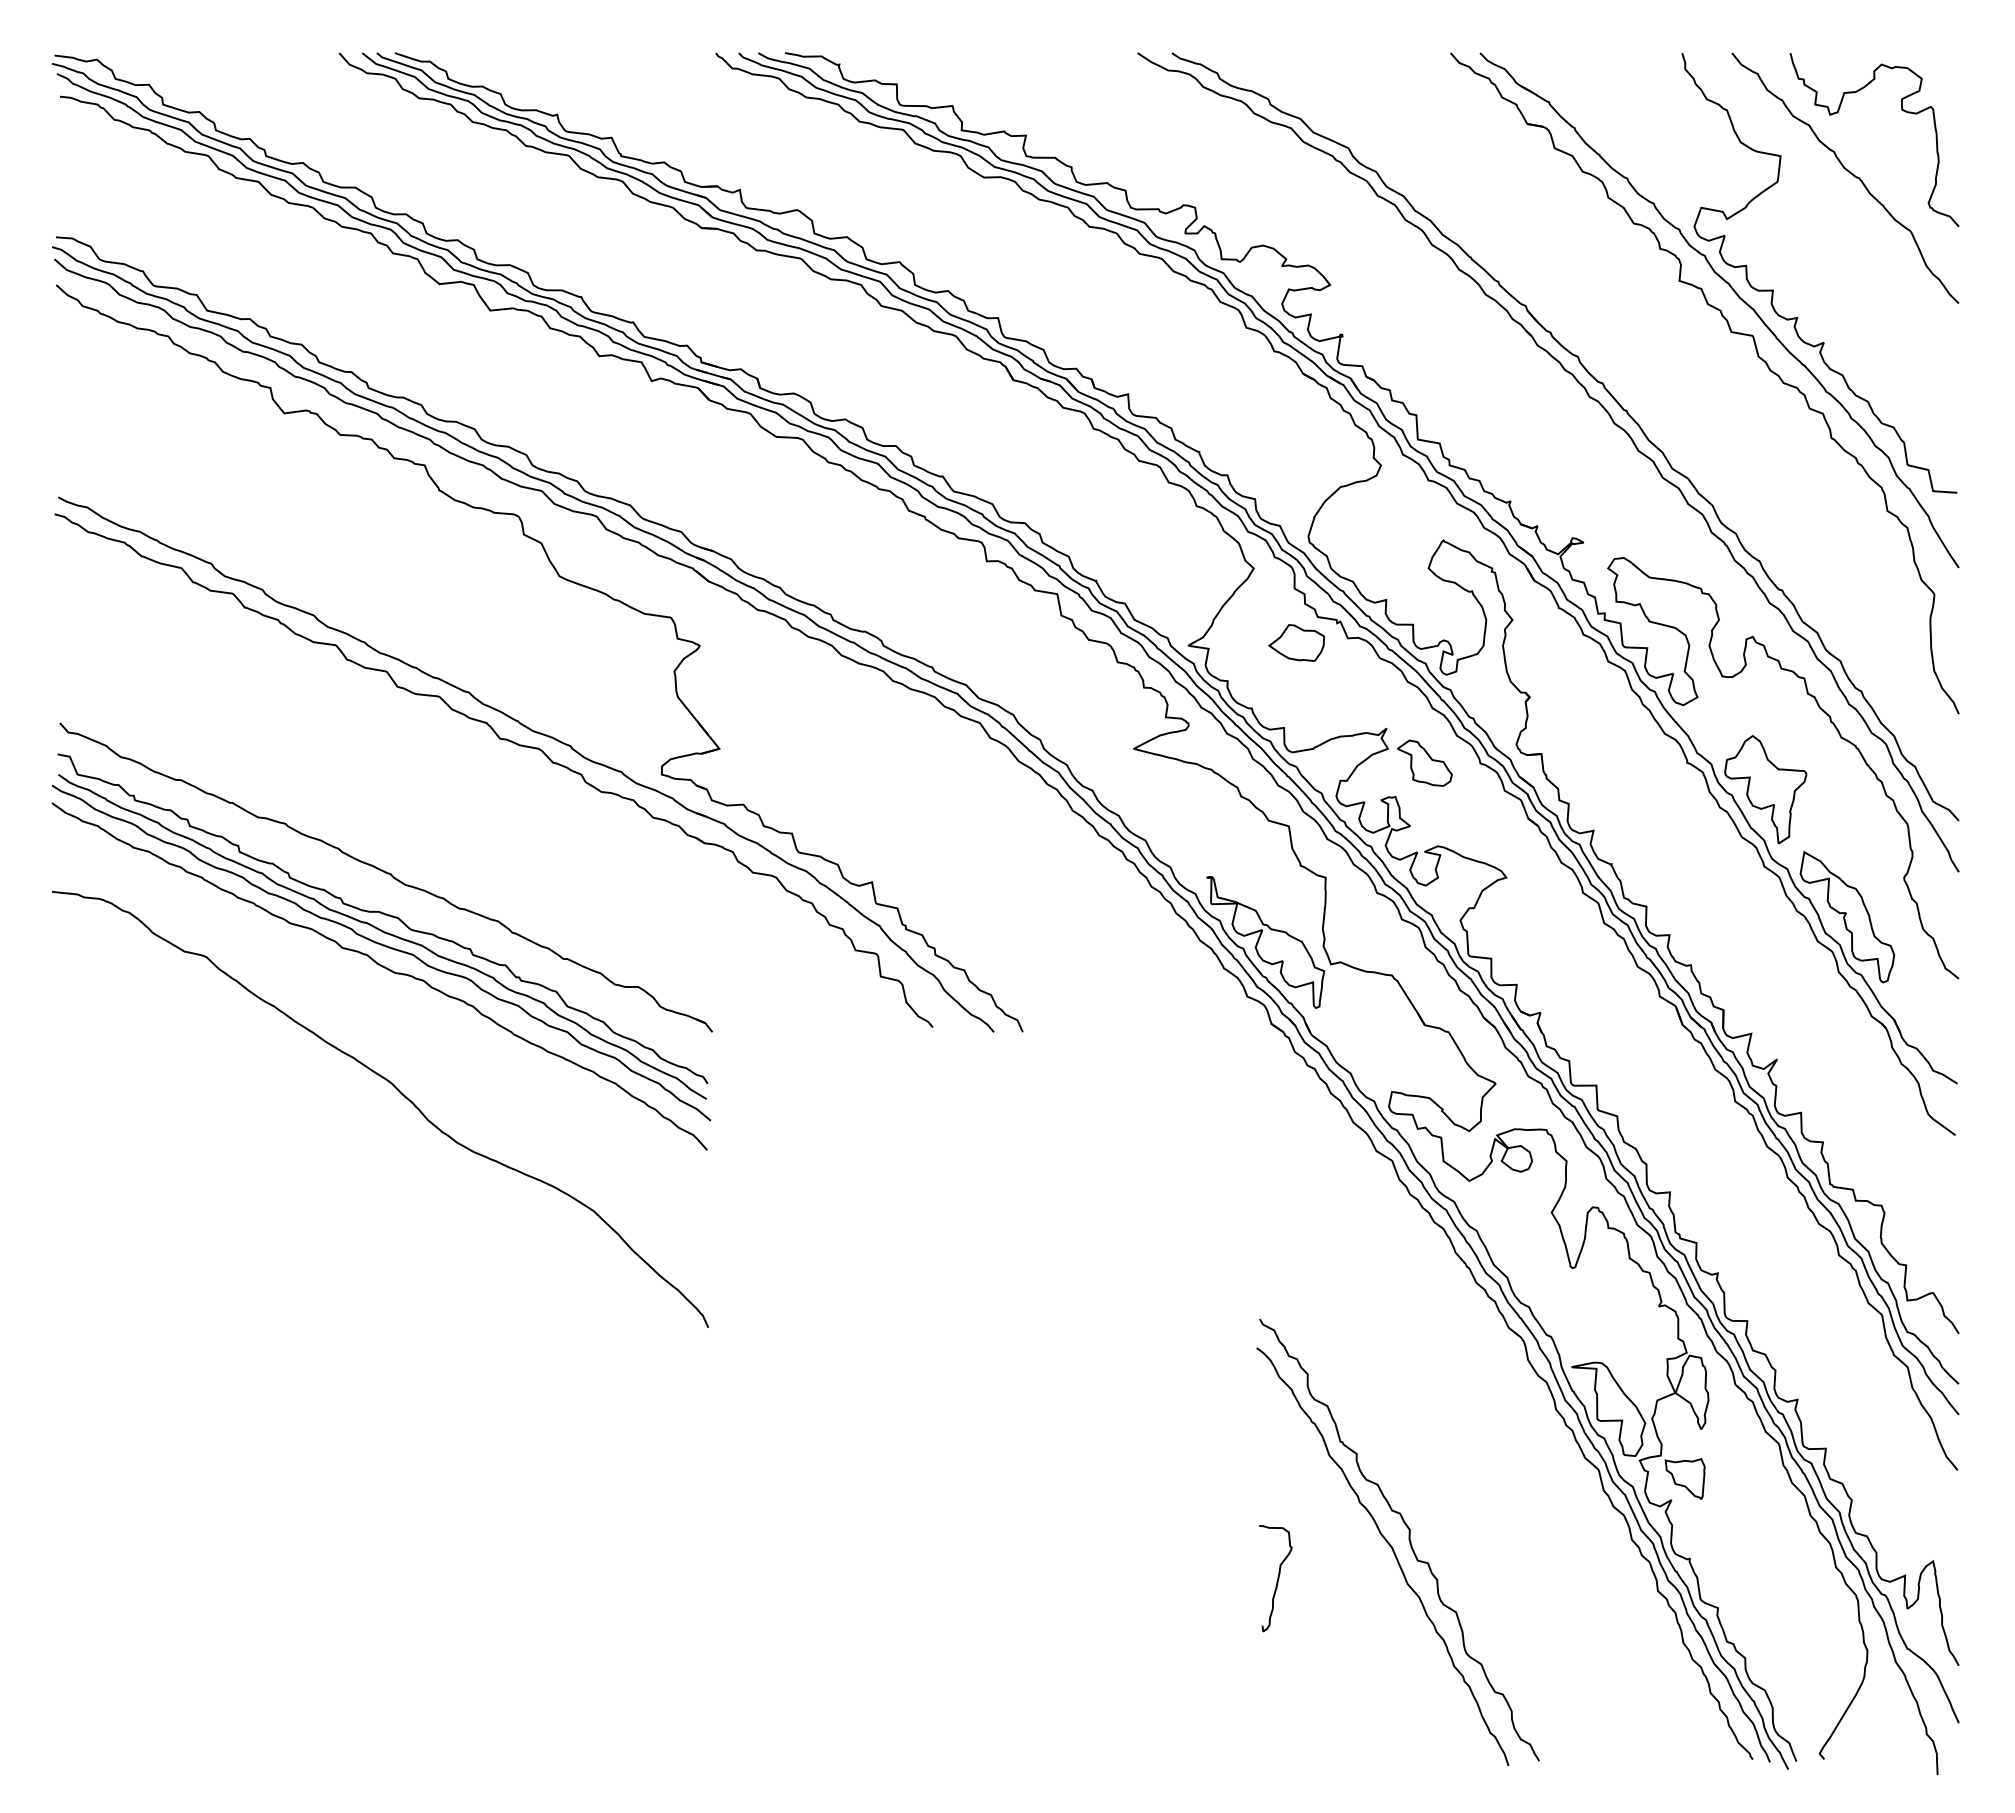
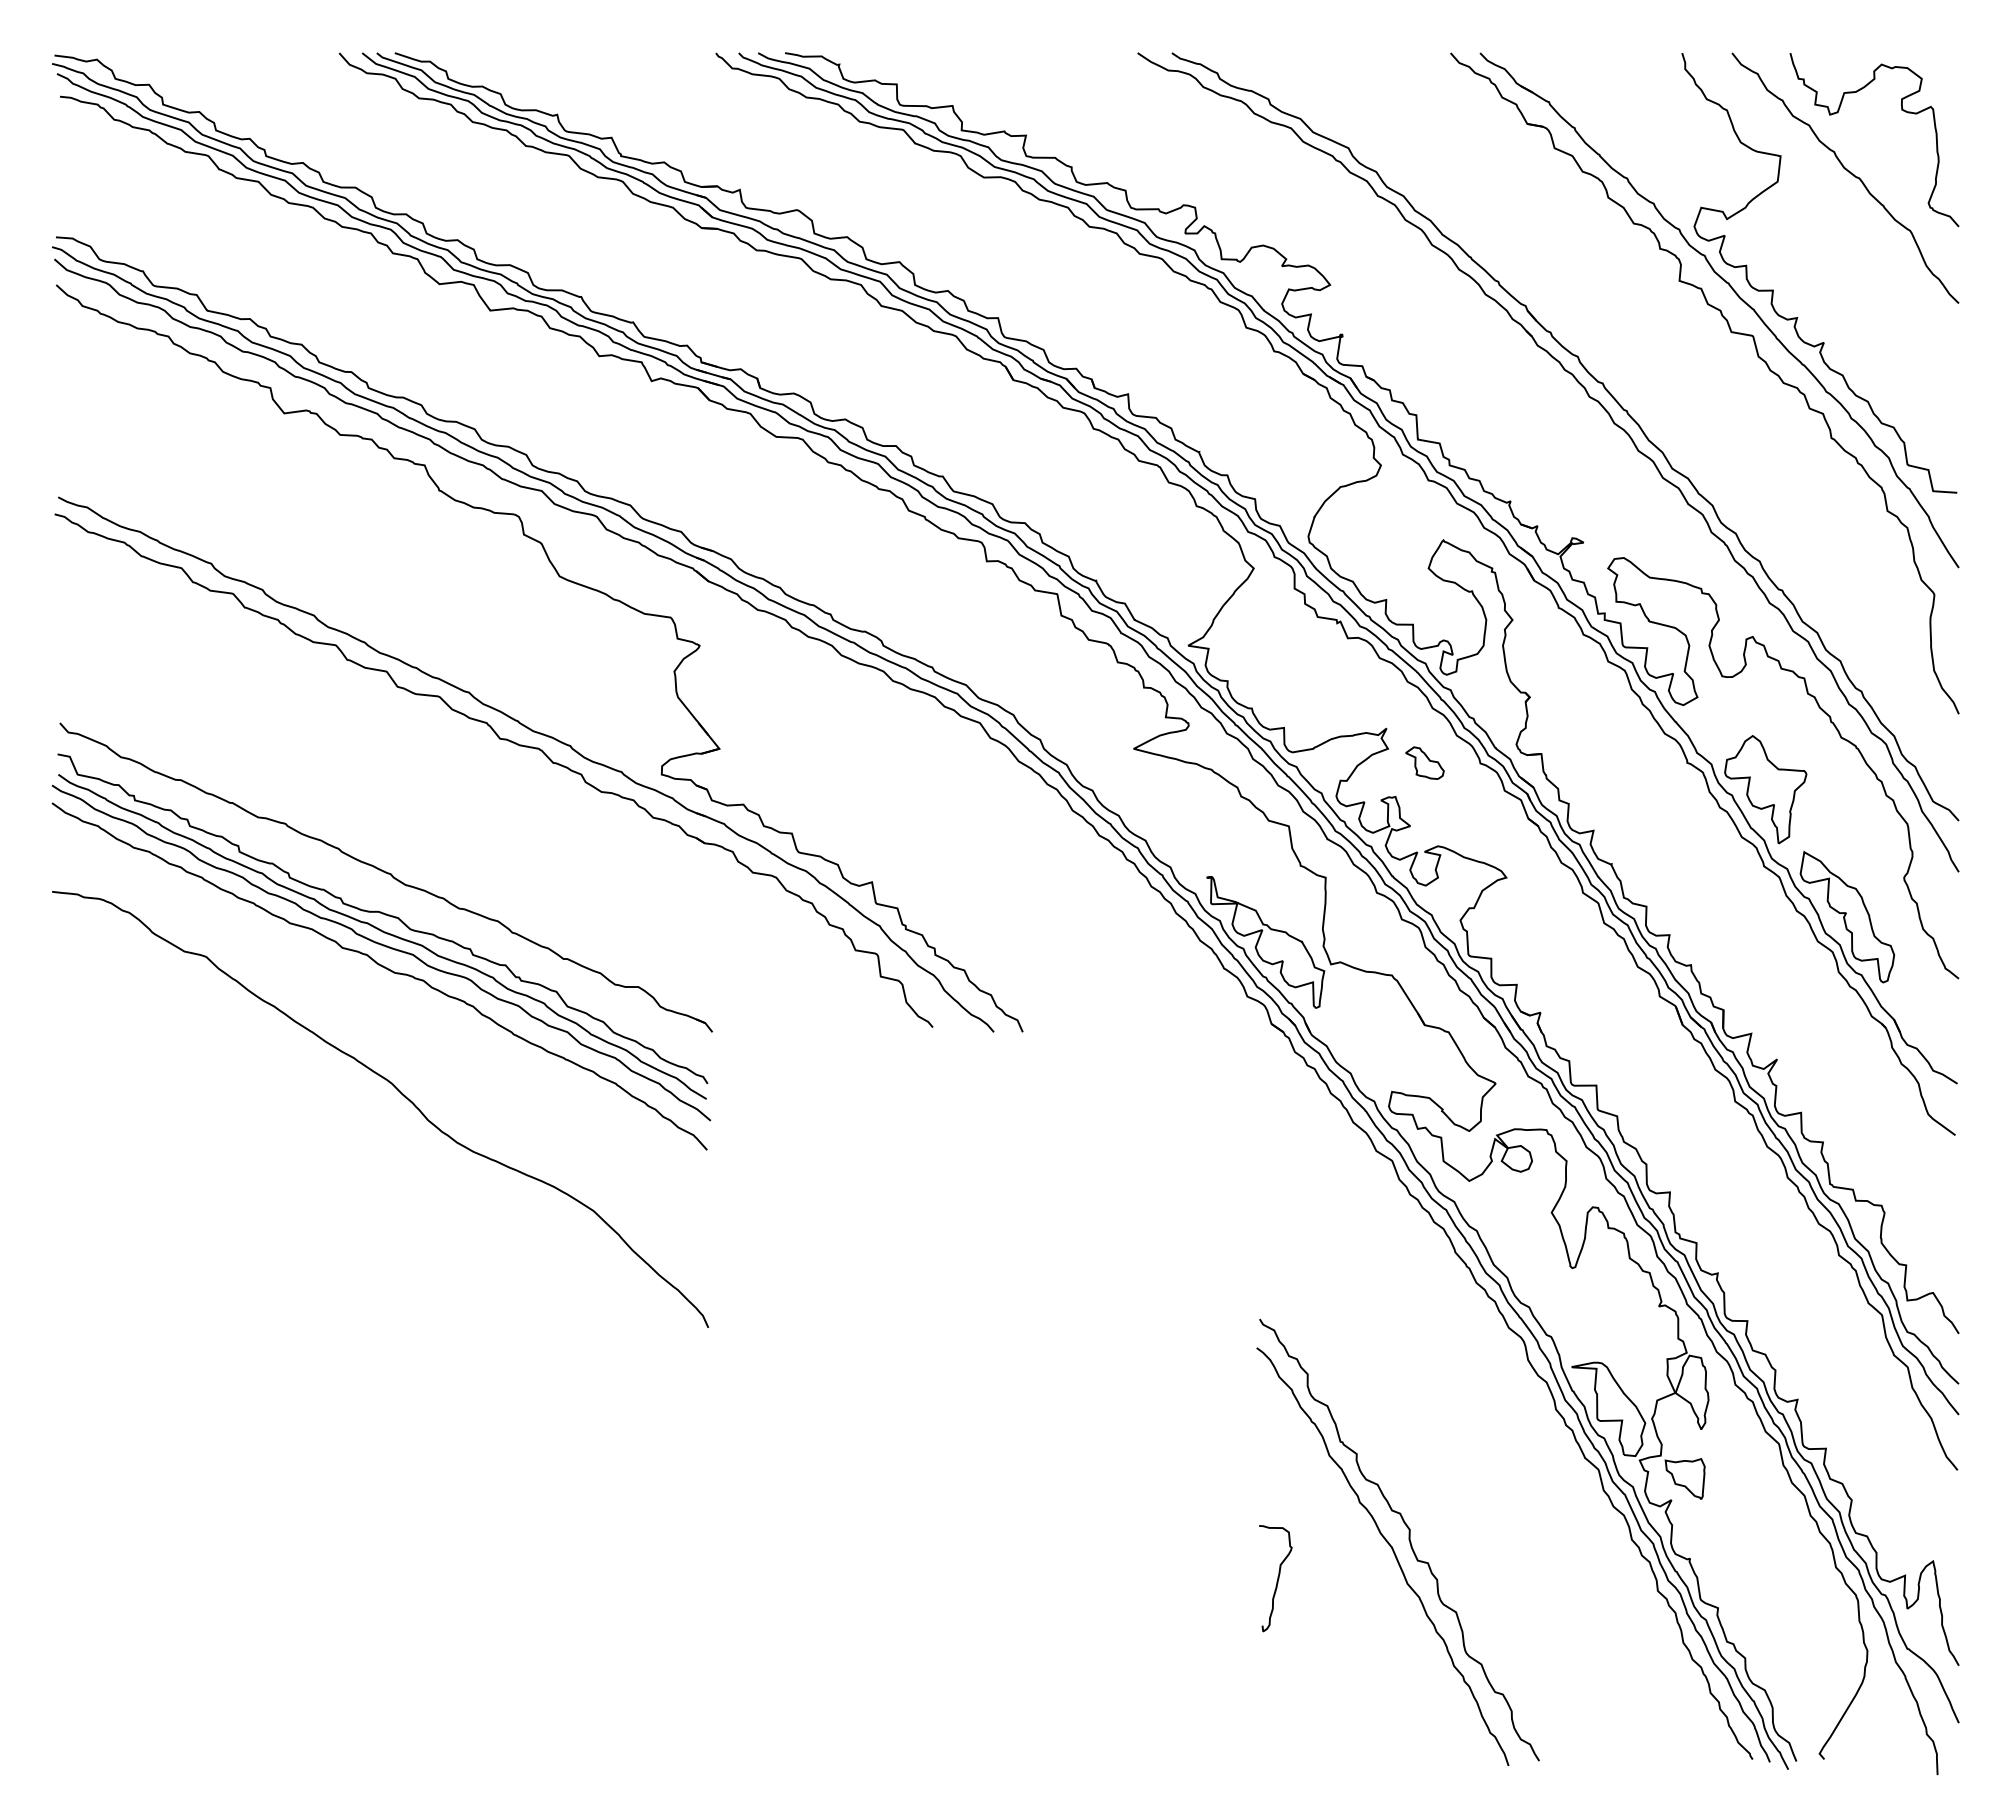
part: present -> none (1296, 642)
part size: 56x48 px -> 40x34 px (1424, 762)
